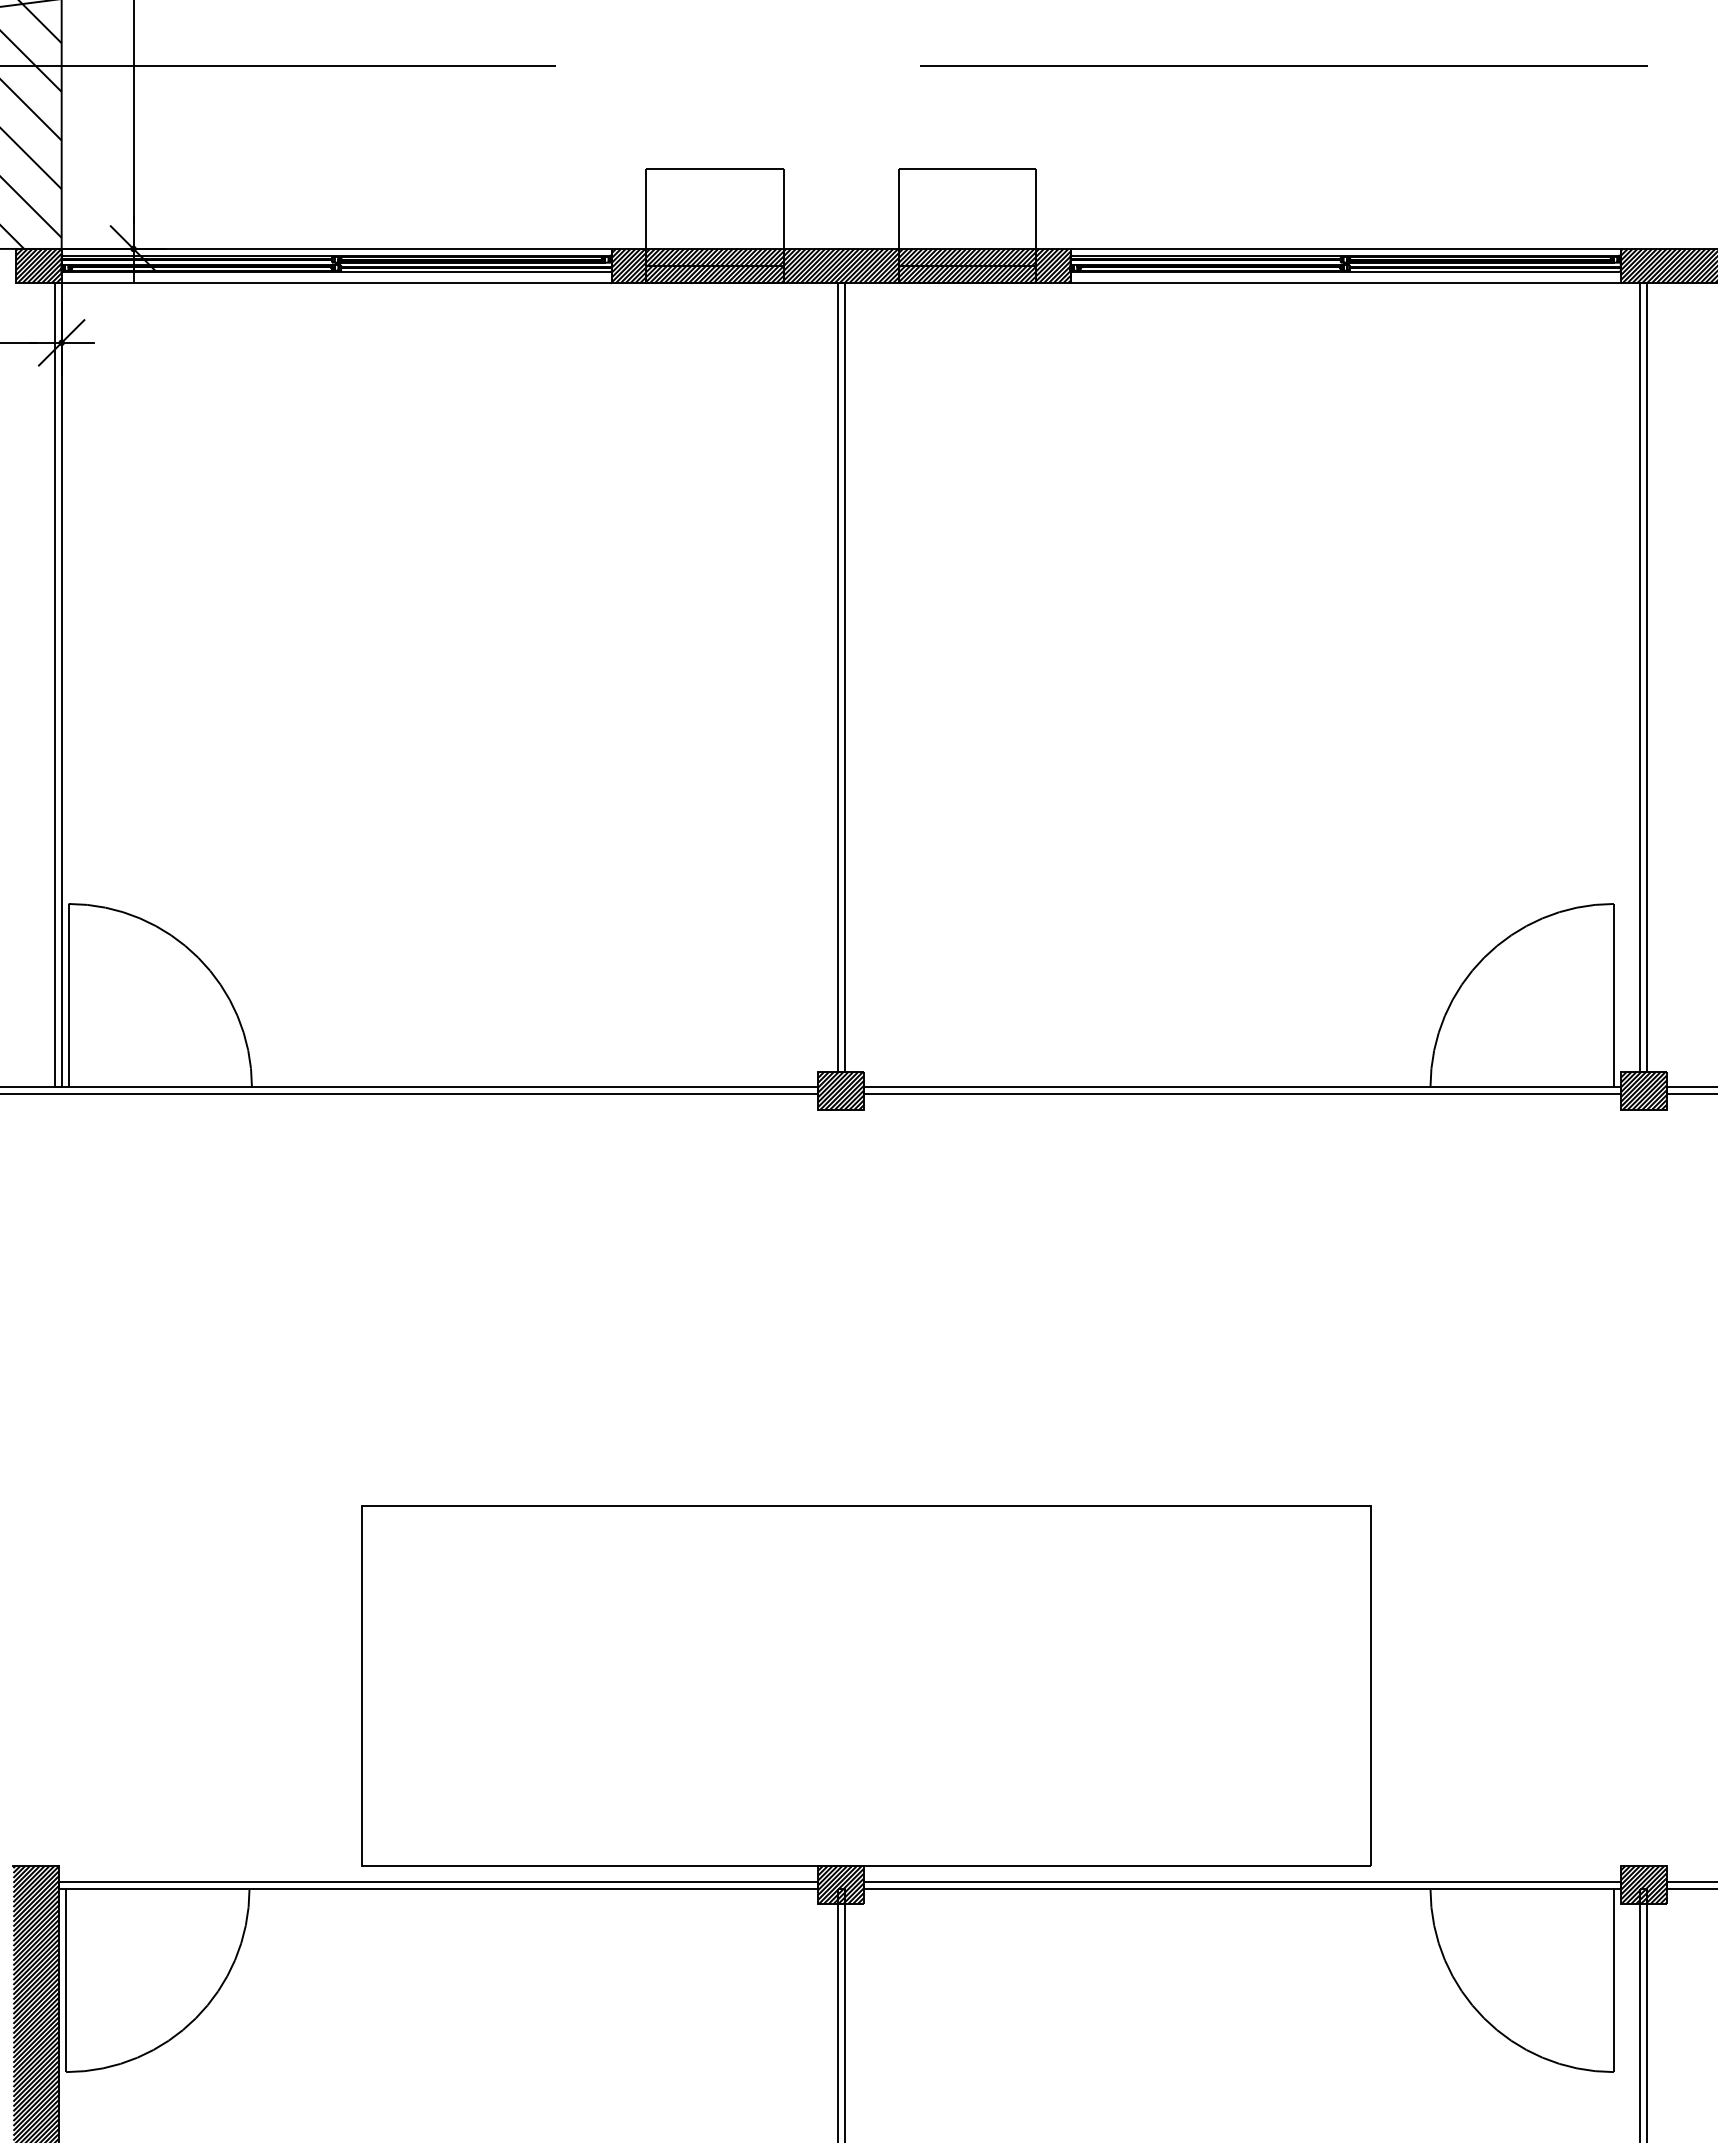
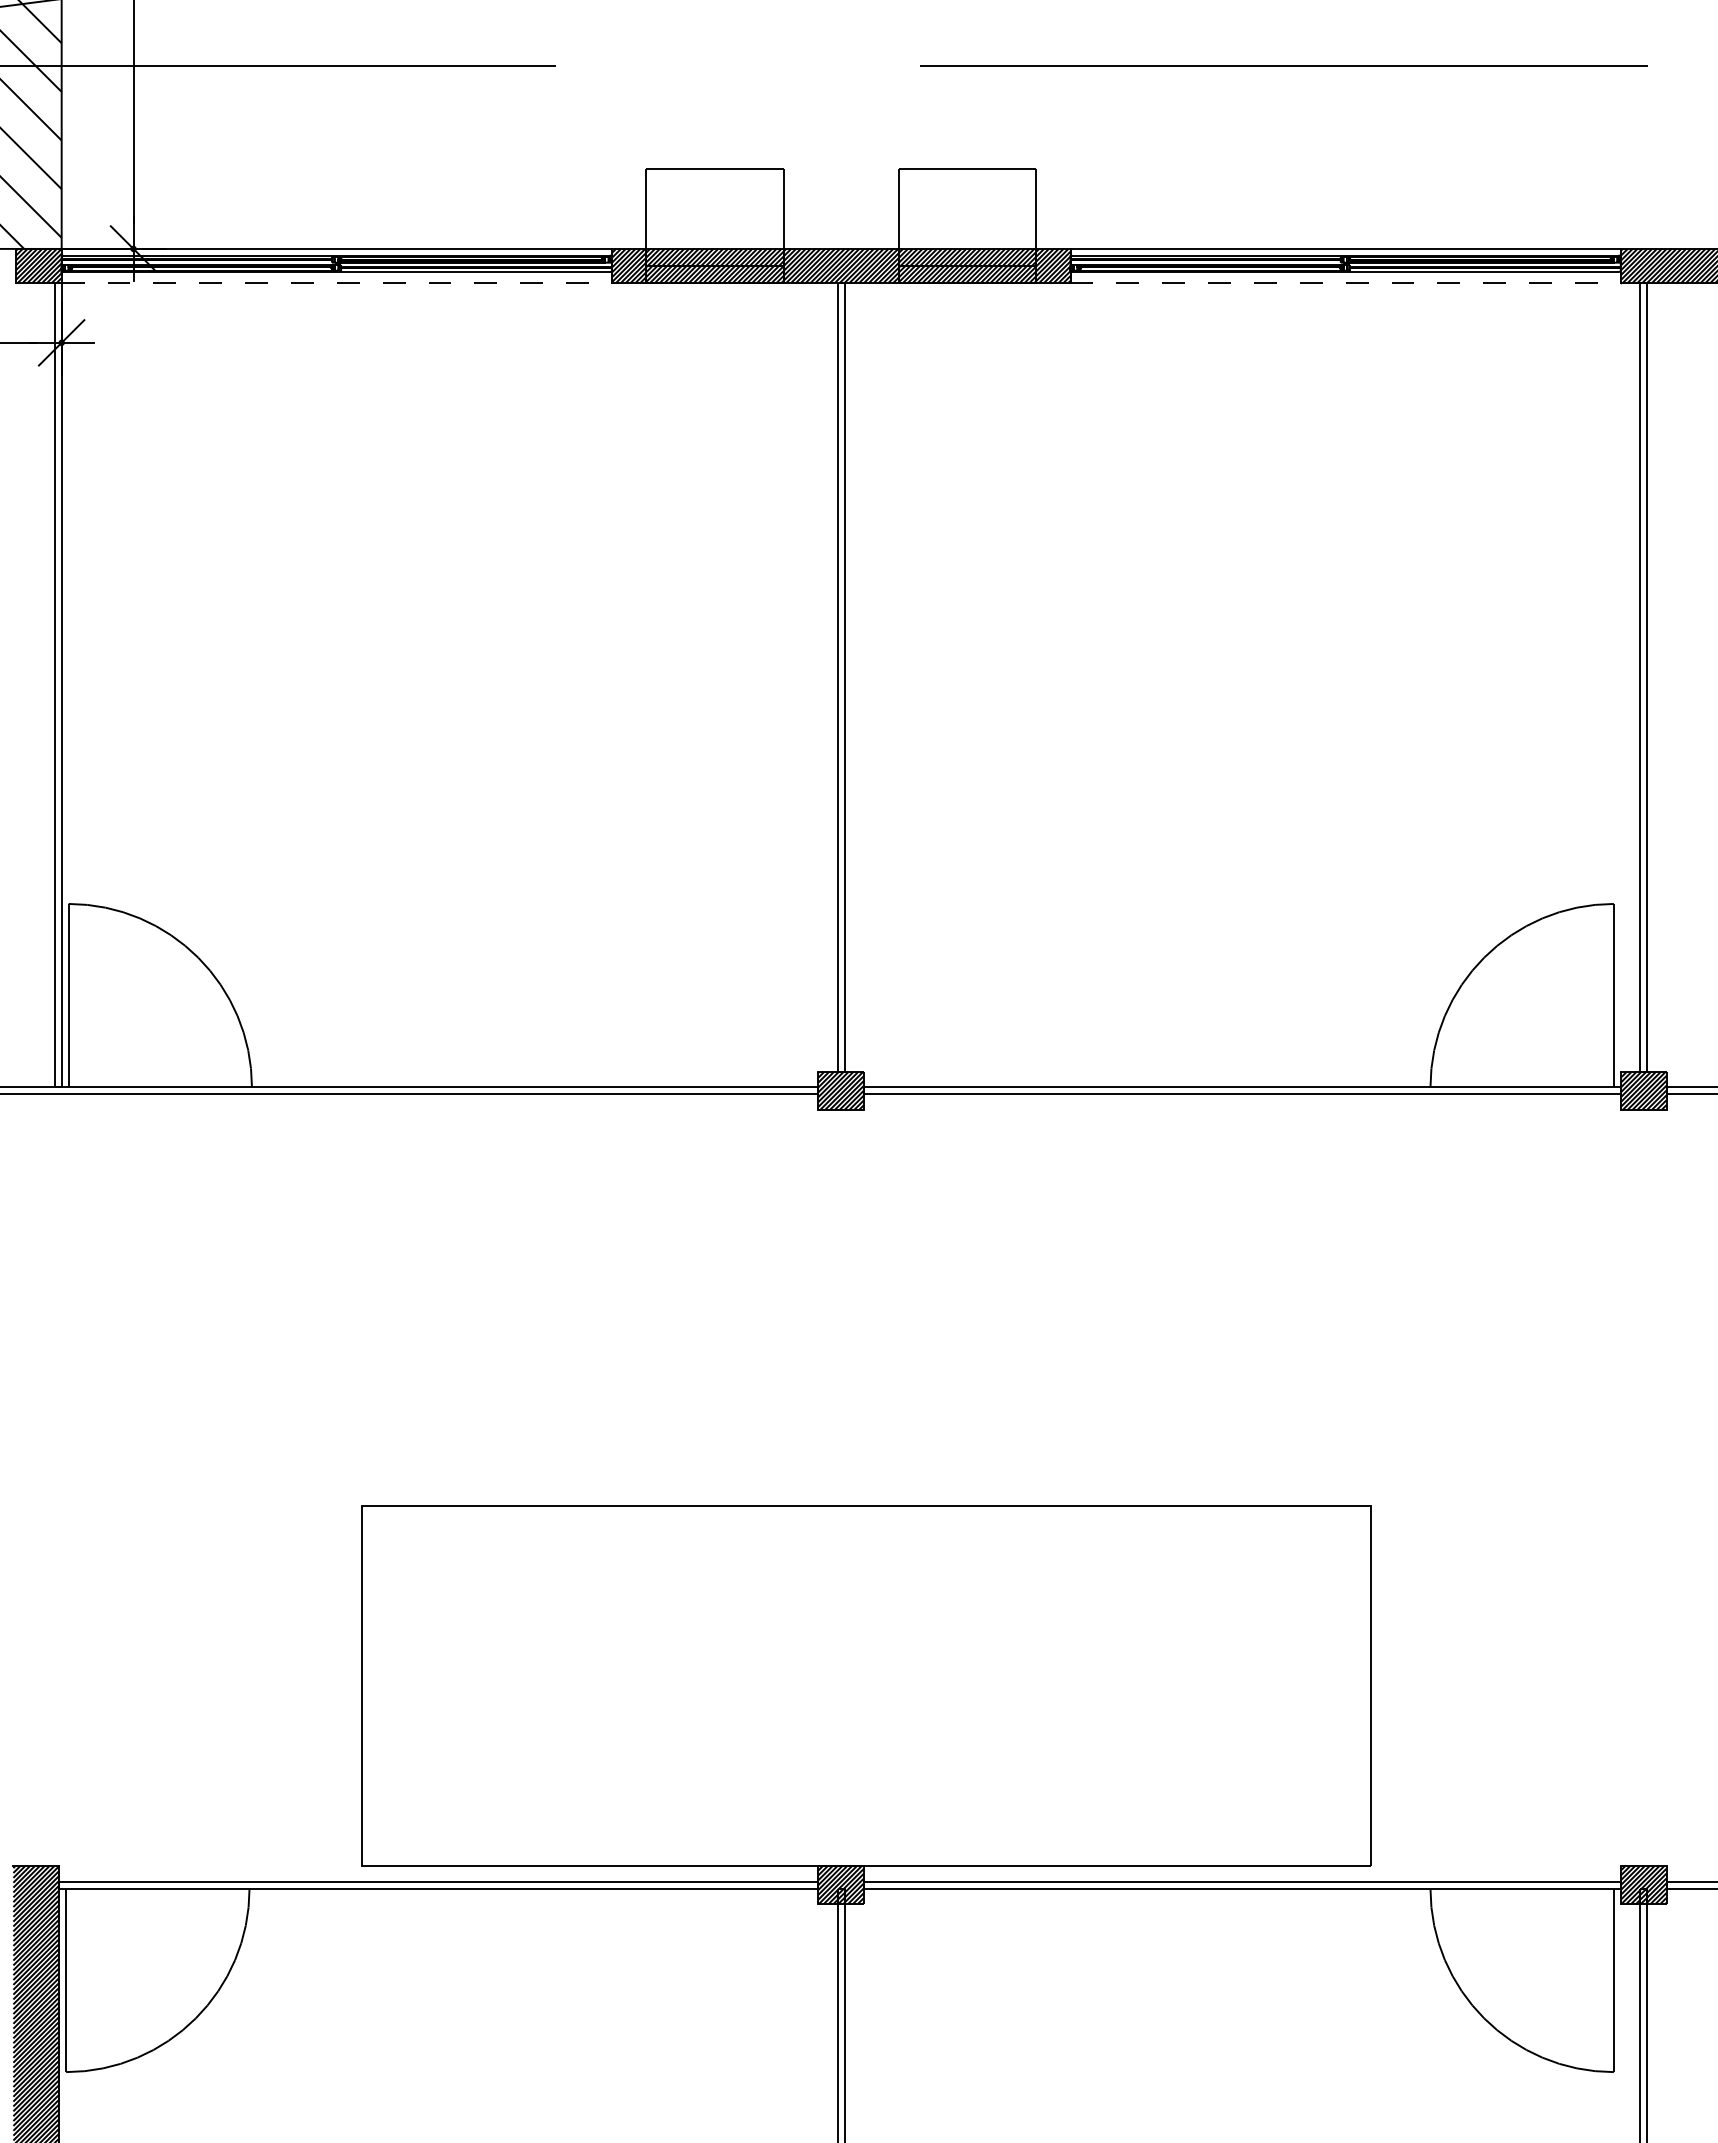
line: solid -> dashed (337, 283)
line: solid -> dashed (1346, 283)
